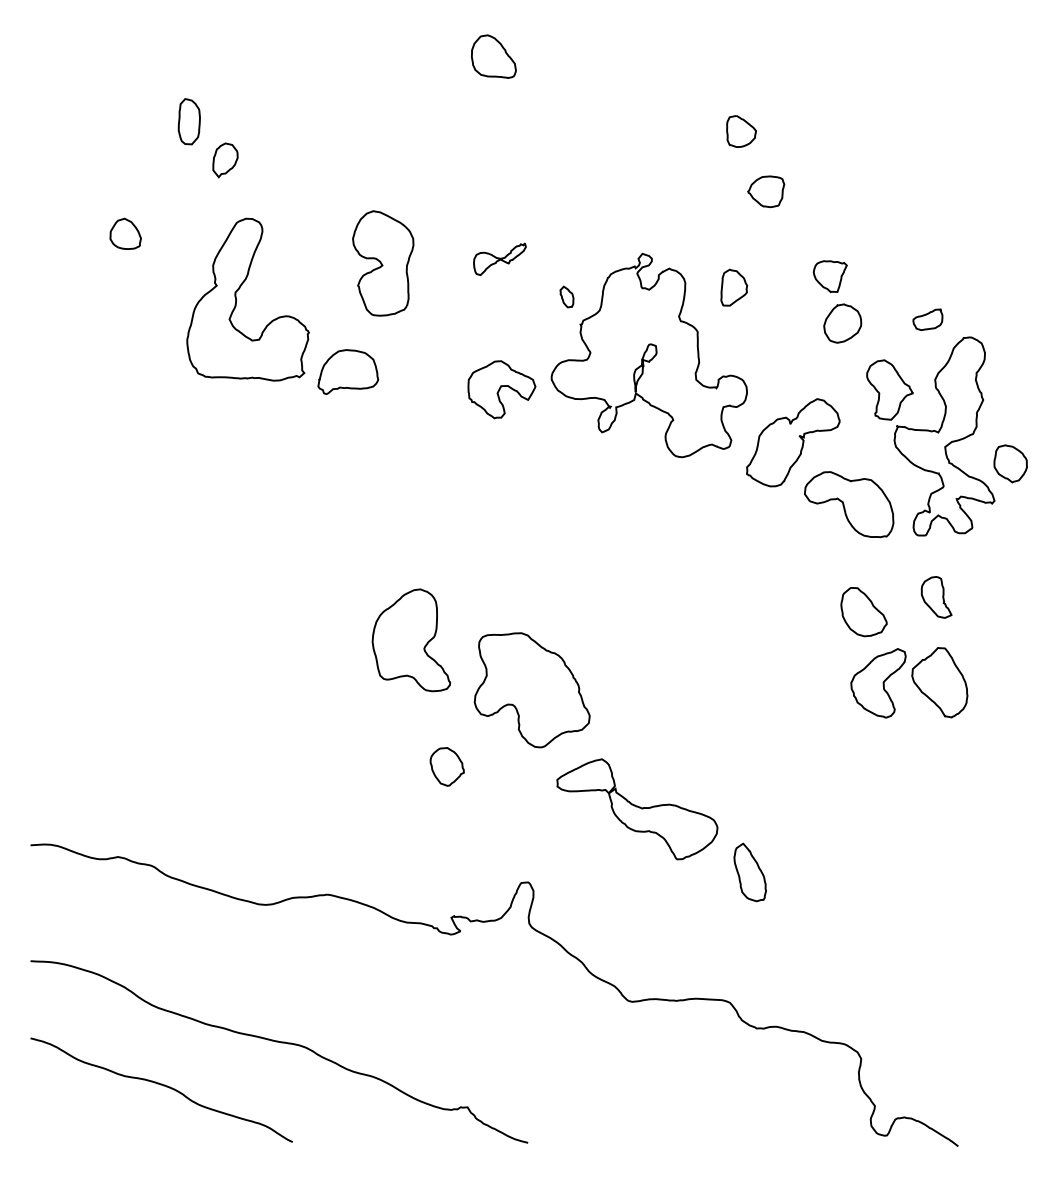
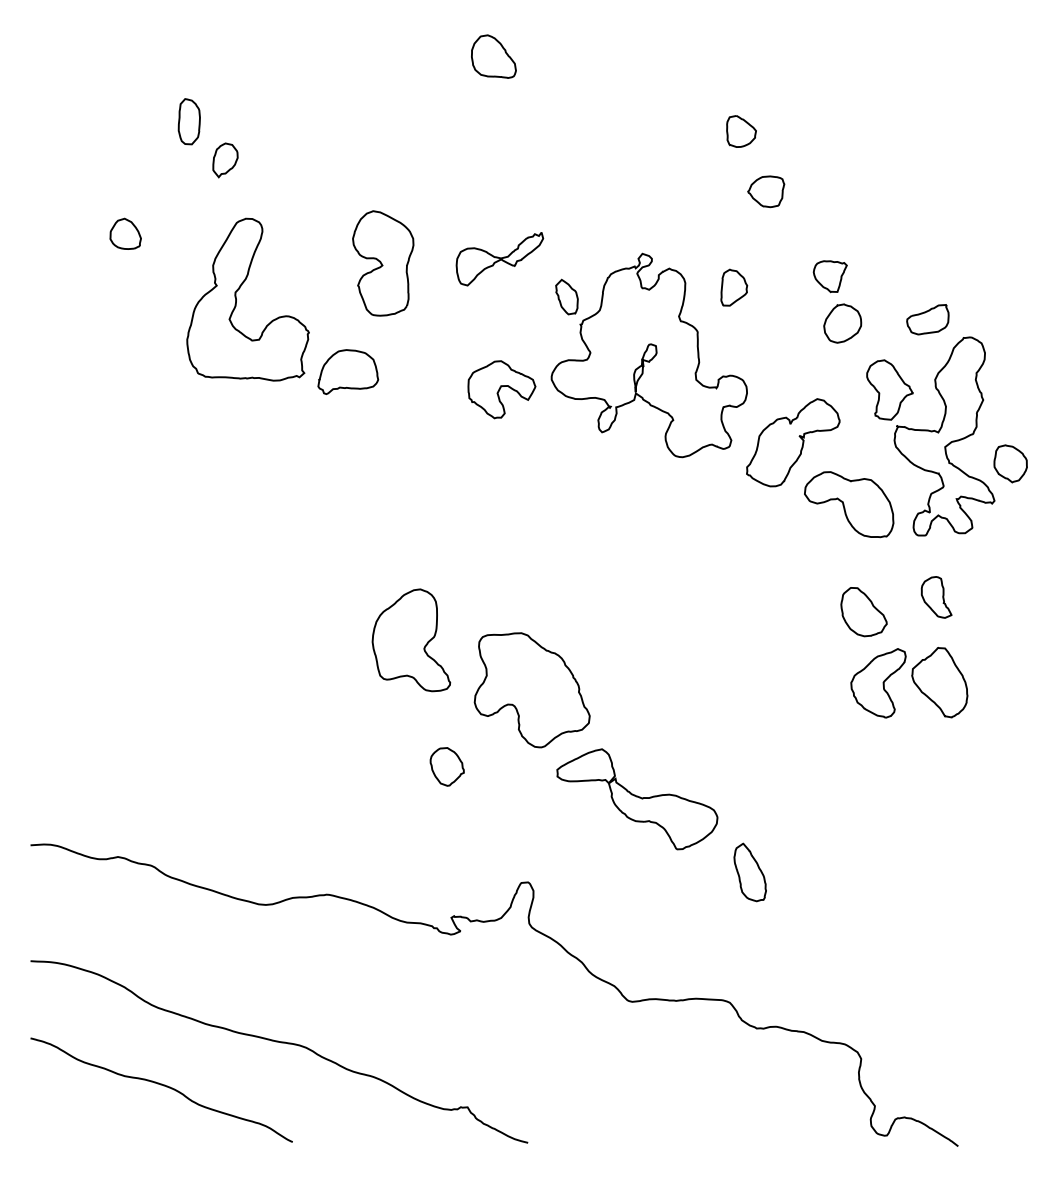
part size: 54x34 px -> 90x55 px (499, 259)
part size: 16x24 px -> 24x38 px (566, 296)
part size: 32x23 px -> 44x32 px (927, 319)
part position: (637, 809) -> (637, 799) (637, 799)
